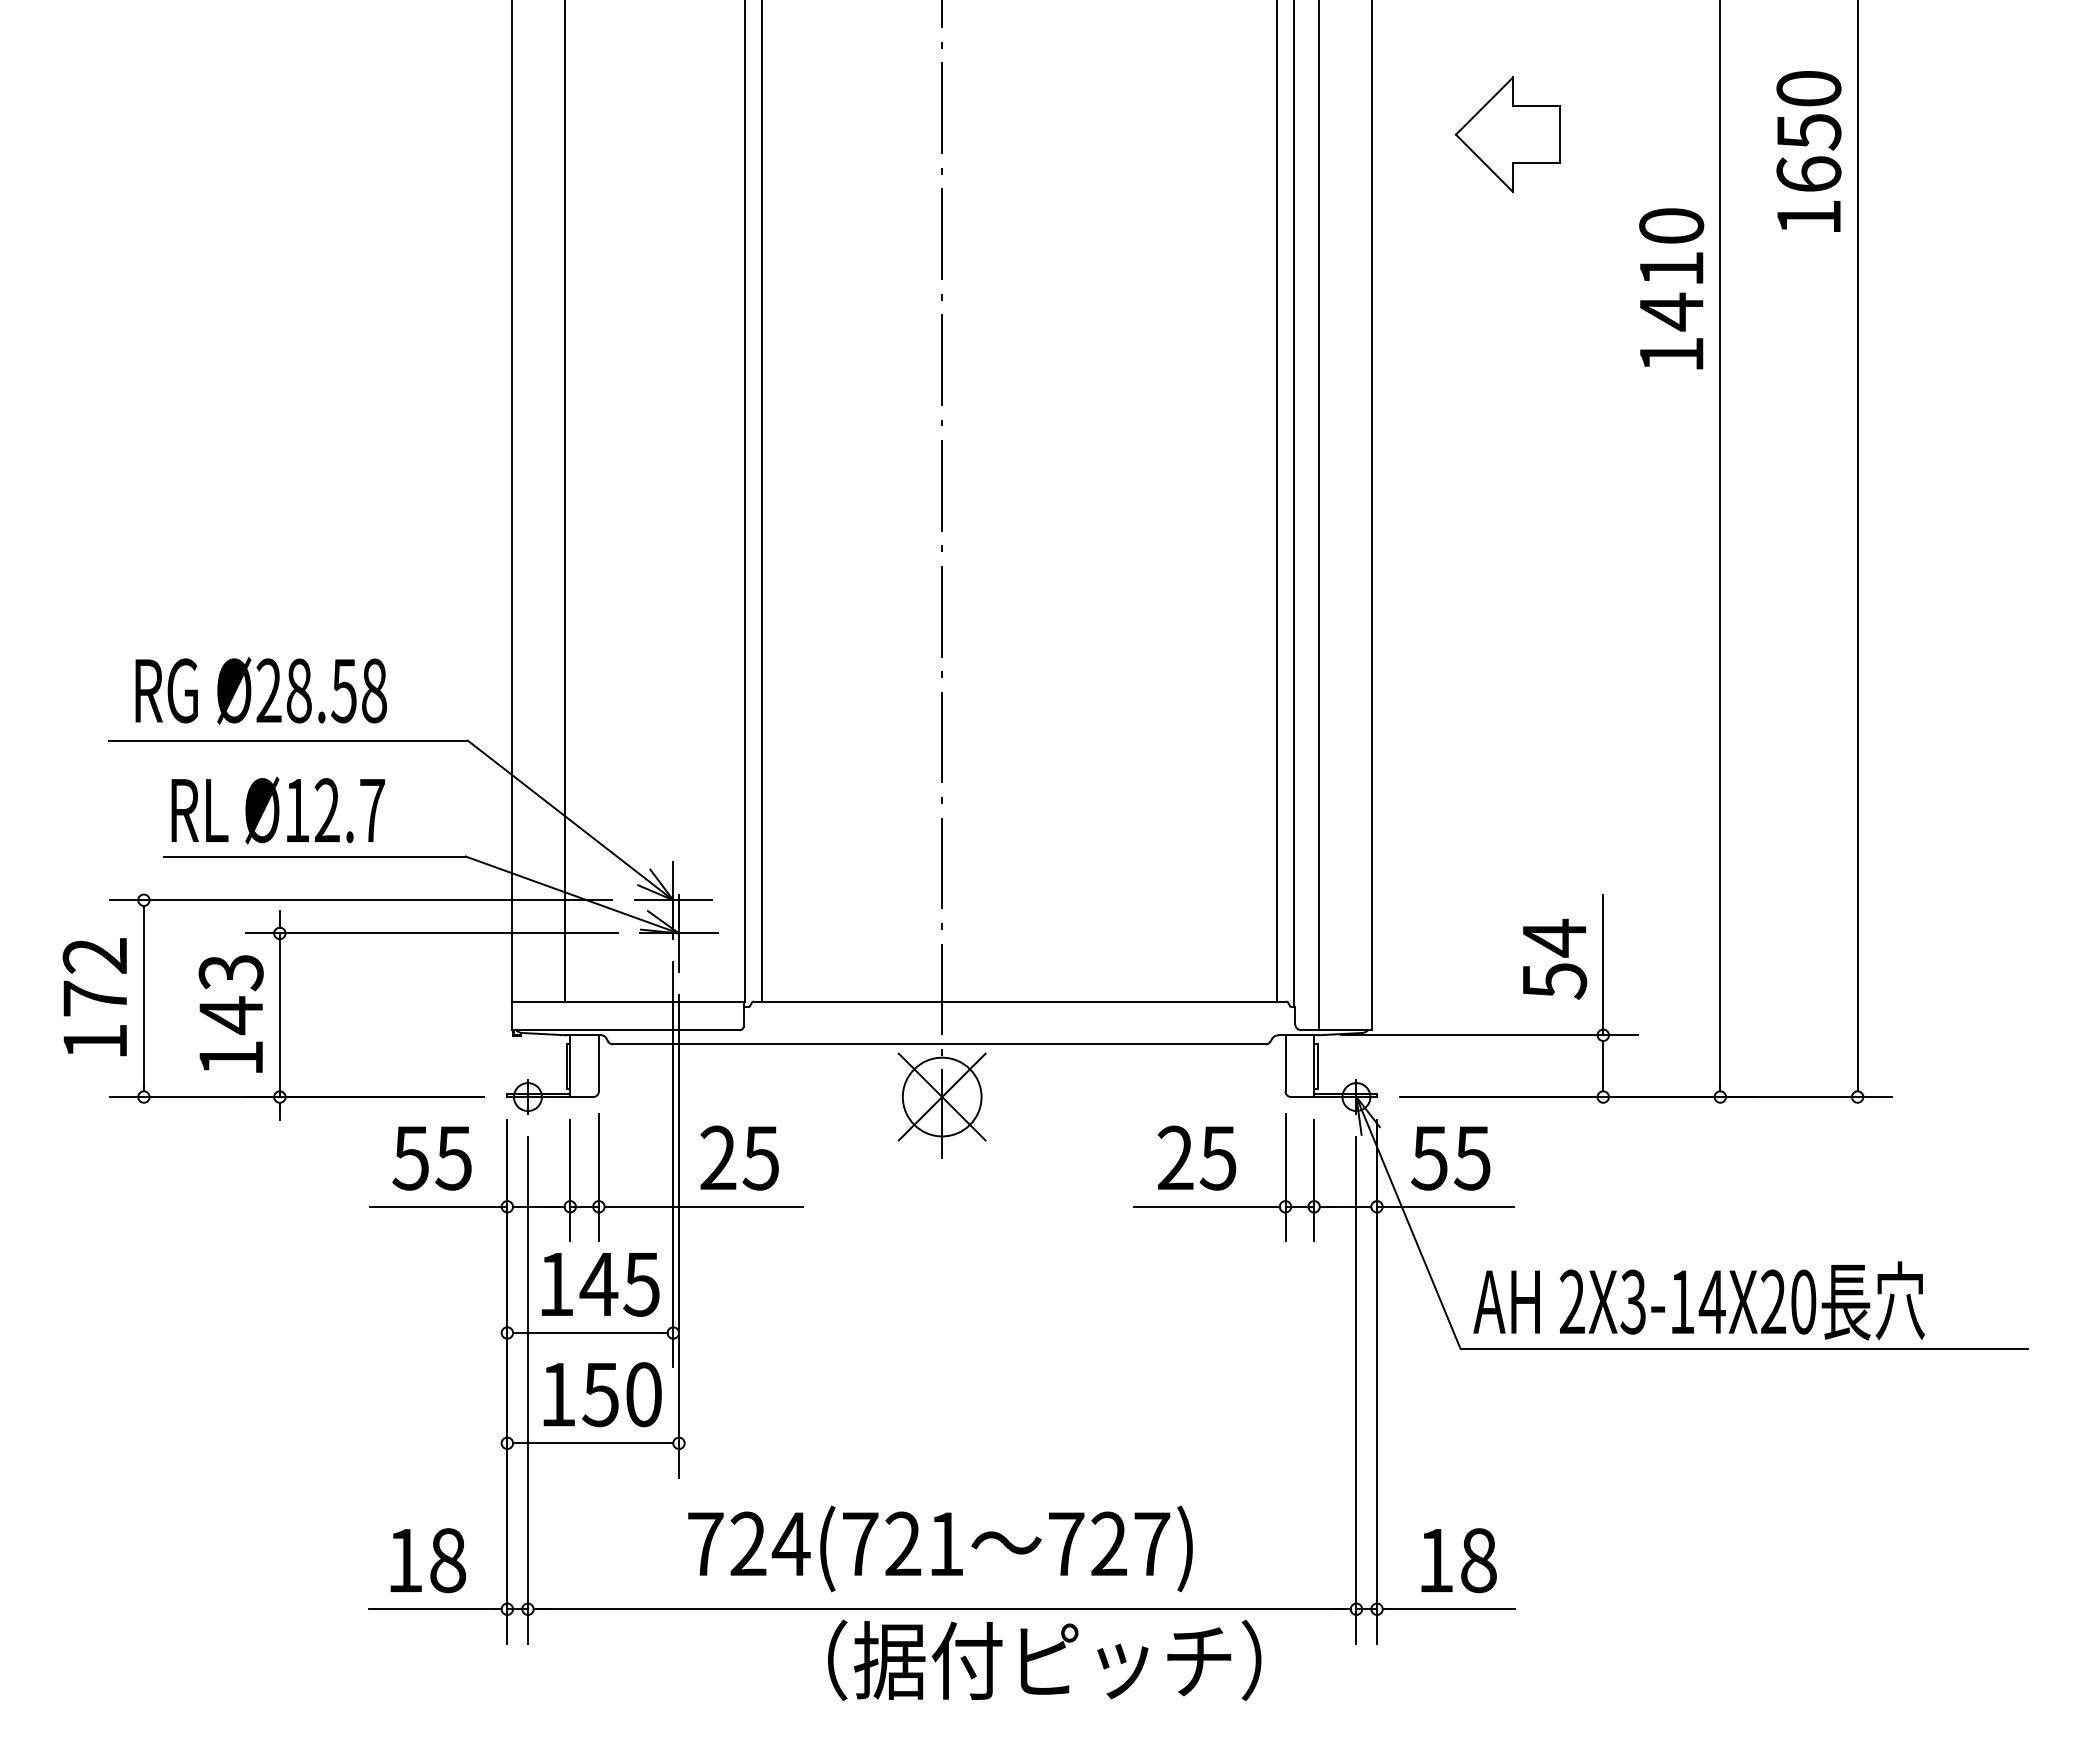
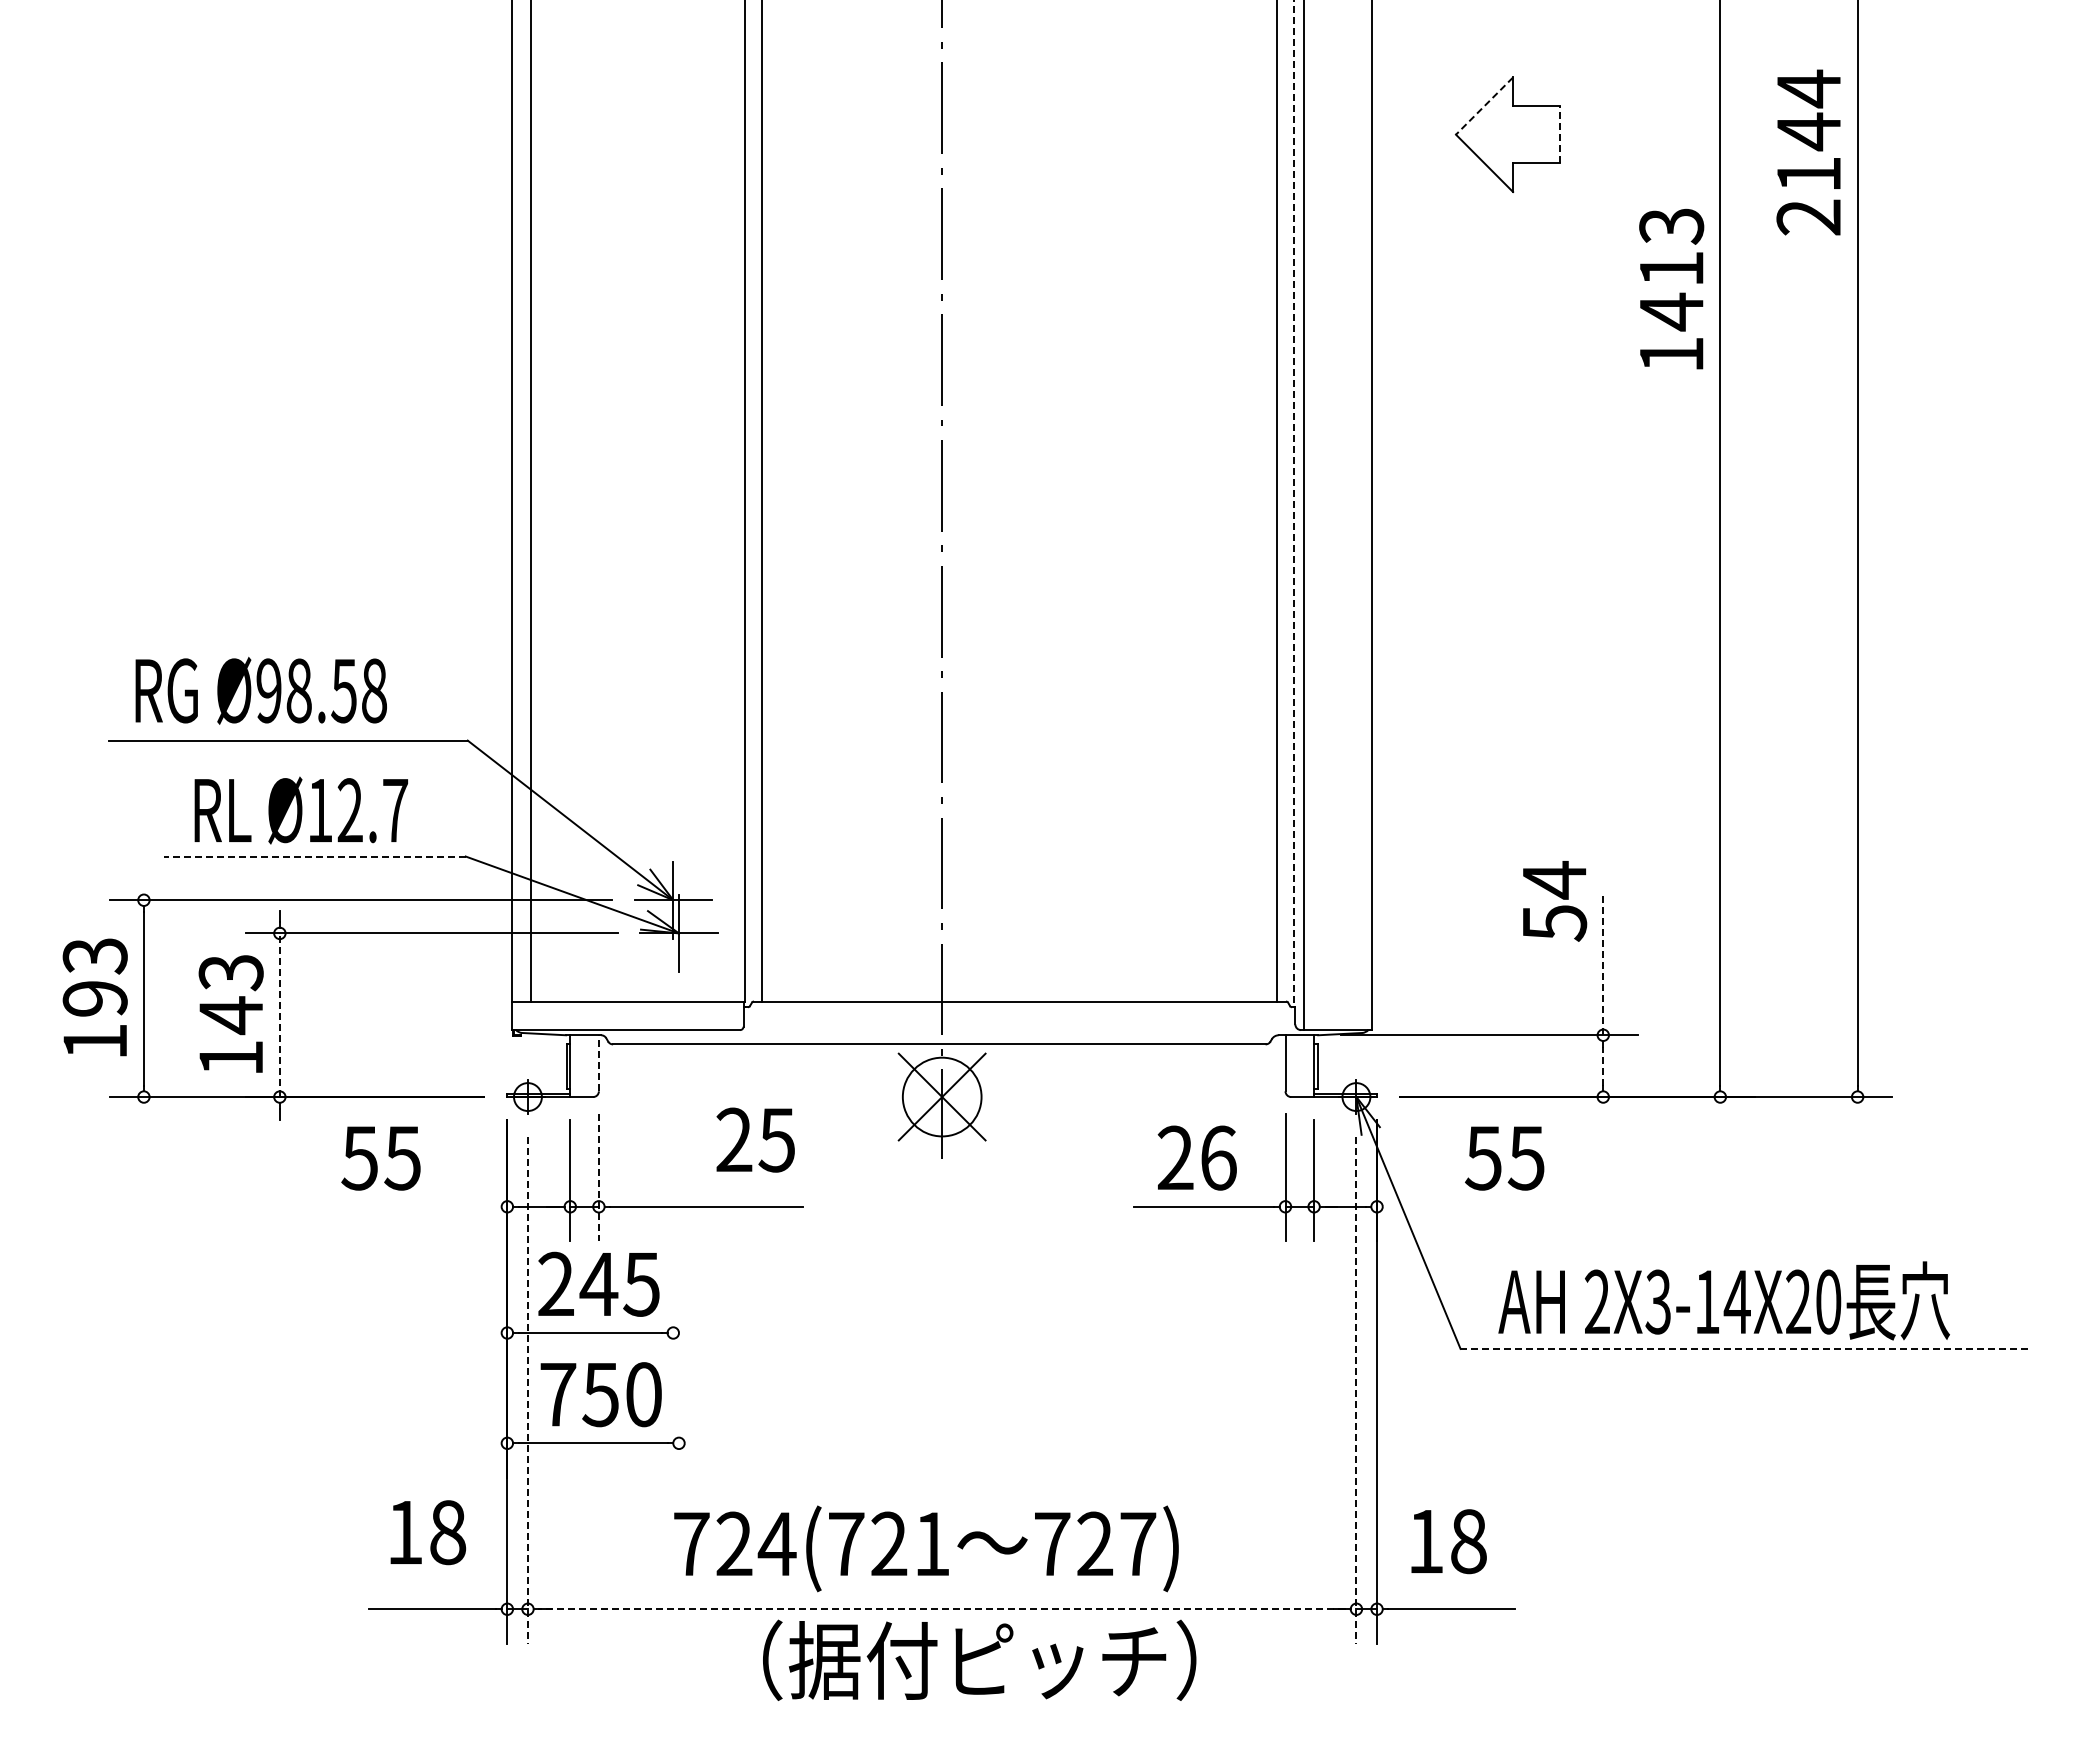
line: solid -> dashed (1484, 106)
line: solid -> dashed (1559, 134)
text: 1650 -> 2144 (1808, 152)
text: 1410 -> 1413 (1671, 226)
line position: (564, 501) -> (530, 501) (530, 501)
line: solid -> dashed (1294, 504)
line position: (1319, 516) -> (1304, 516) (1304, 516)
text: Ø28.58 -> Ø98.58 (268, 690)
text position: (277, 810) -> (300, 810) (300, 810)
line: solid -> dashed (314, 856)
text position: (1555, 959) -> (1555, 901) (1555, 901)
line: solid -> dashed (1603, 964)
text: 172 -> 193 (94, 977)
line: solid -> dashed (279, 1015)
line: solid -> dashed (598, 1062)
line: solid -> dashed (1603, 1065)
text position: (739, 1157) -> (755, 1139) (755, 1139)
text: 25 -> 26 (1217, 1157)
text position: (431, 1158) -> (380, 1158) (380, 1158)
text position: (1450, 1158) -> (1504, 1158) (1504, 1158)
line: present -> none (673, 1164)
line: solid -> dashed (598, 1178)
line: present -> none (438, 1206)
line: present -> none (1445, 1206)
line: present -> none (679, 1235)
text: 145 -> 245 (555, 1283)
text position: (1698, 1300) -> (1723, 1300) (1723, 1300)
line: solid -> dashed (1744, 1348)
line: solid -> dashed (527, 1390)
line: solid -> dashed (1356, 1390)
text: 150 -> 750 (558, 1394)
text position: (940, 1548) -> (926, 1548) (926, 1548)
text position: (428, 1560) -> (428, 1532) (428, 1532)
text position: (1458, 1560) -> (1448, 1541) (1448, 1541)
line: solid -> dashed (942, 1609)
text position: (1044, 1659) -> (979, 1659) (979, 1659)
